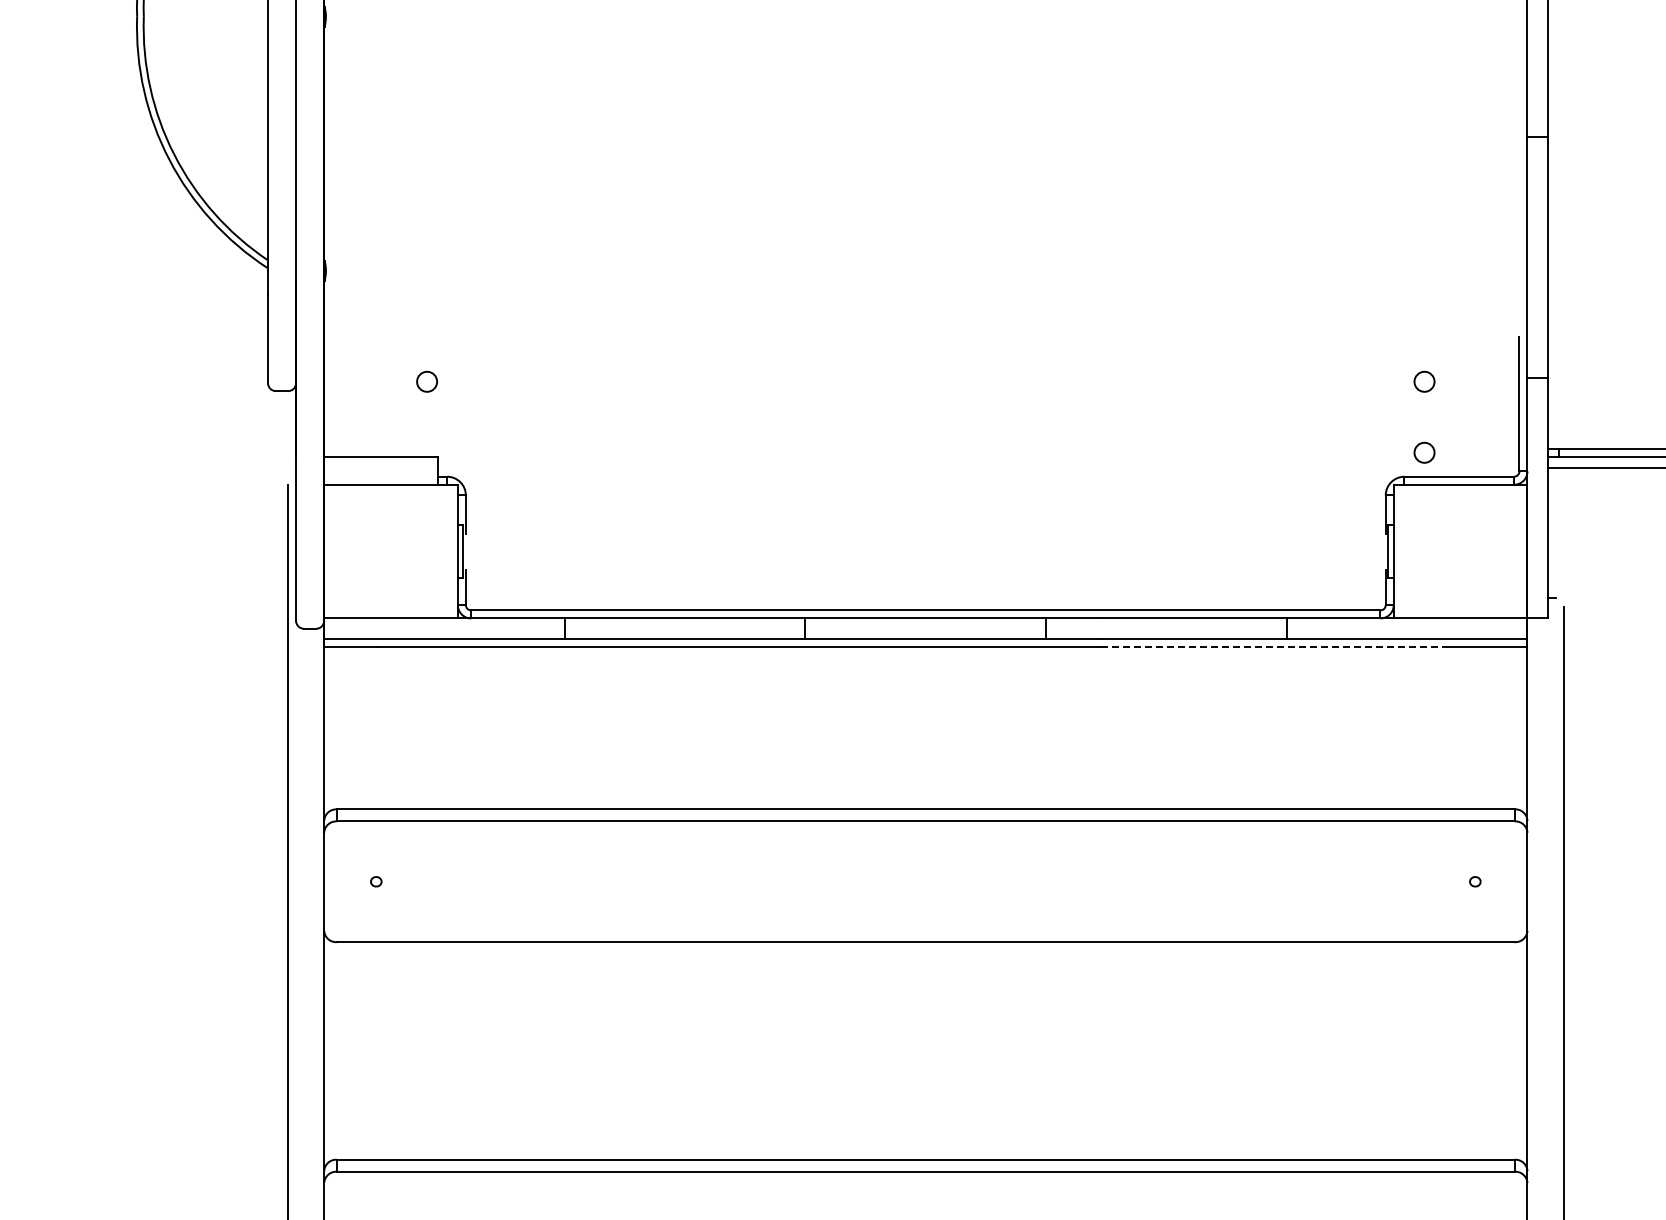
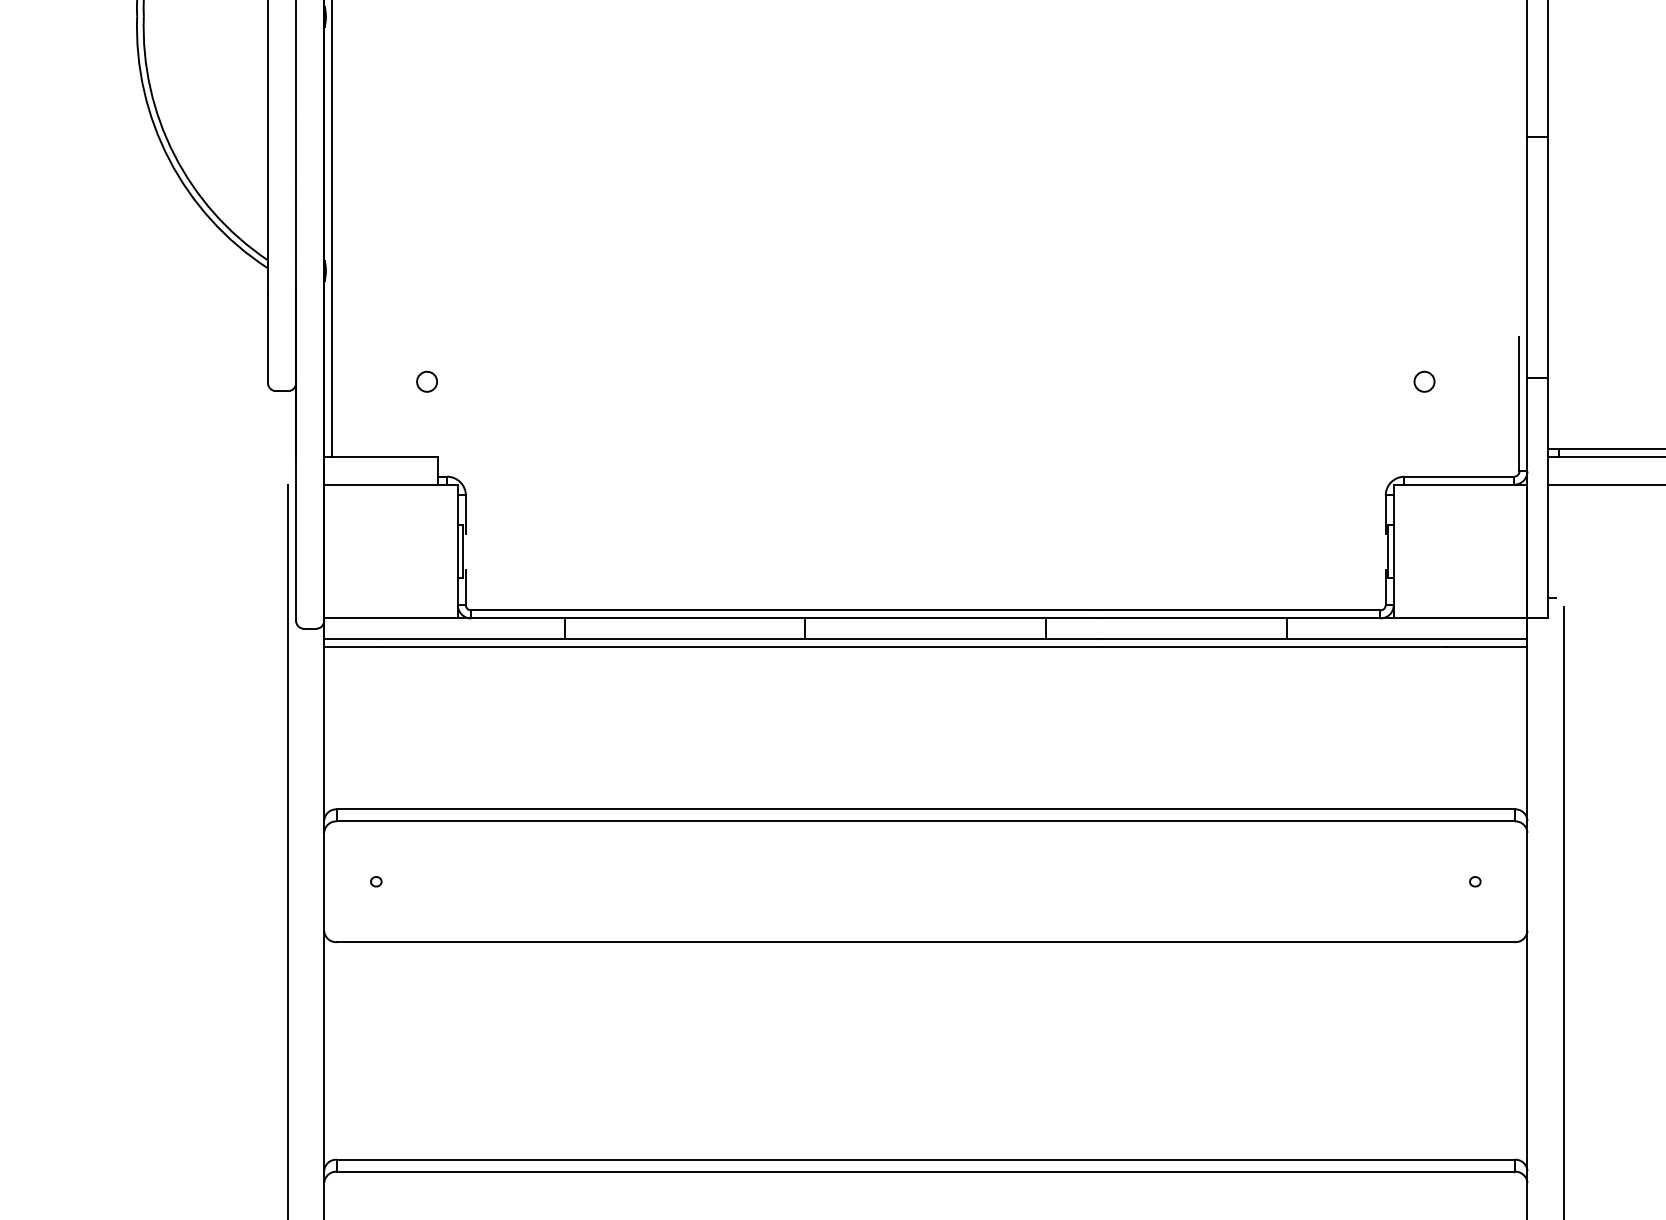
line: none -> present (332, 229)
circle: present -> none (1424, 452)
line position: (1604, 467) -> (1604, 484) (1604, 484)
line: dashed -> solid (1274, 646)
